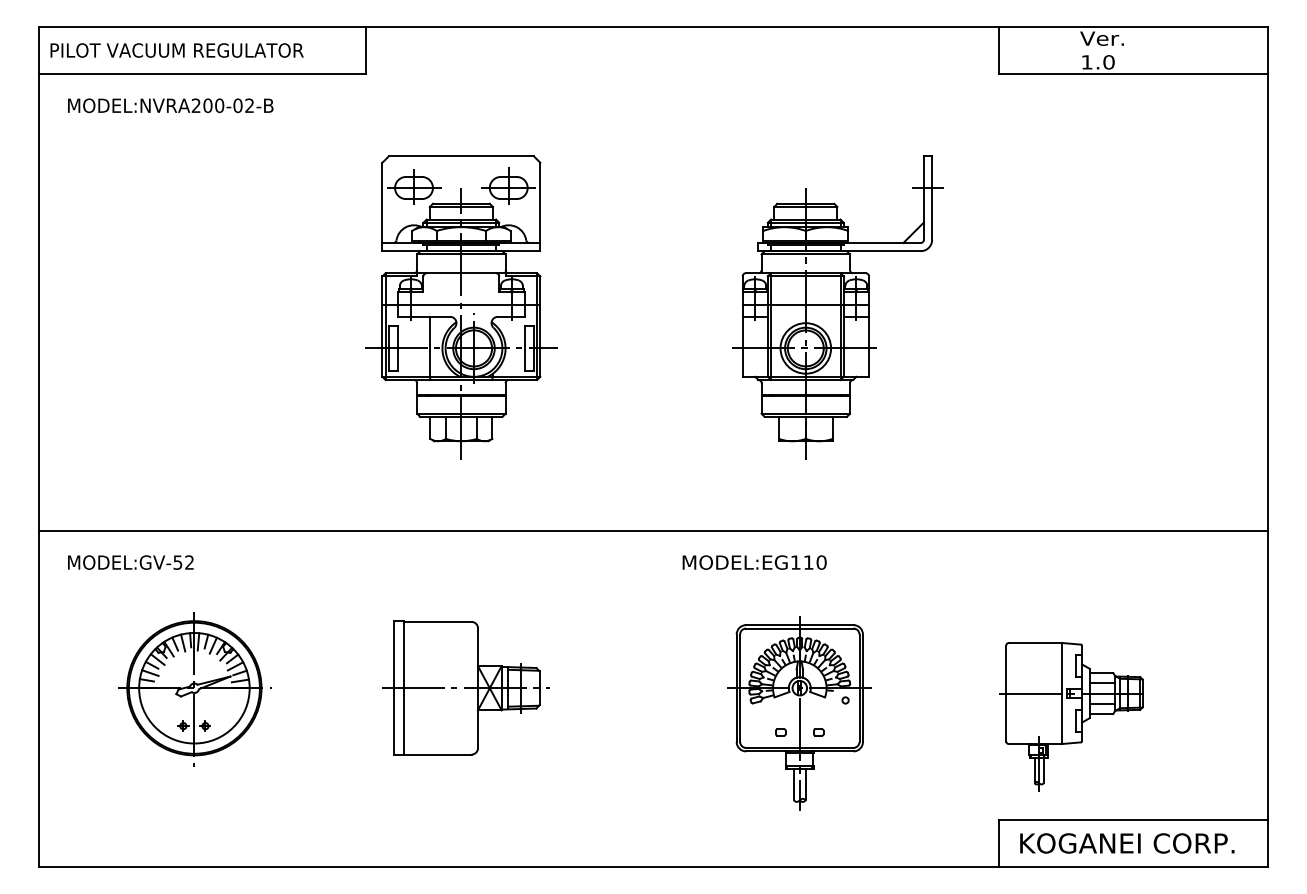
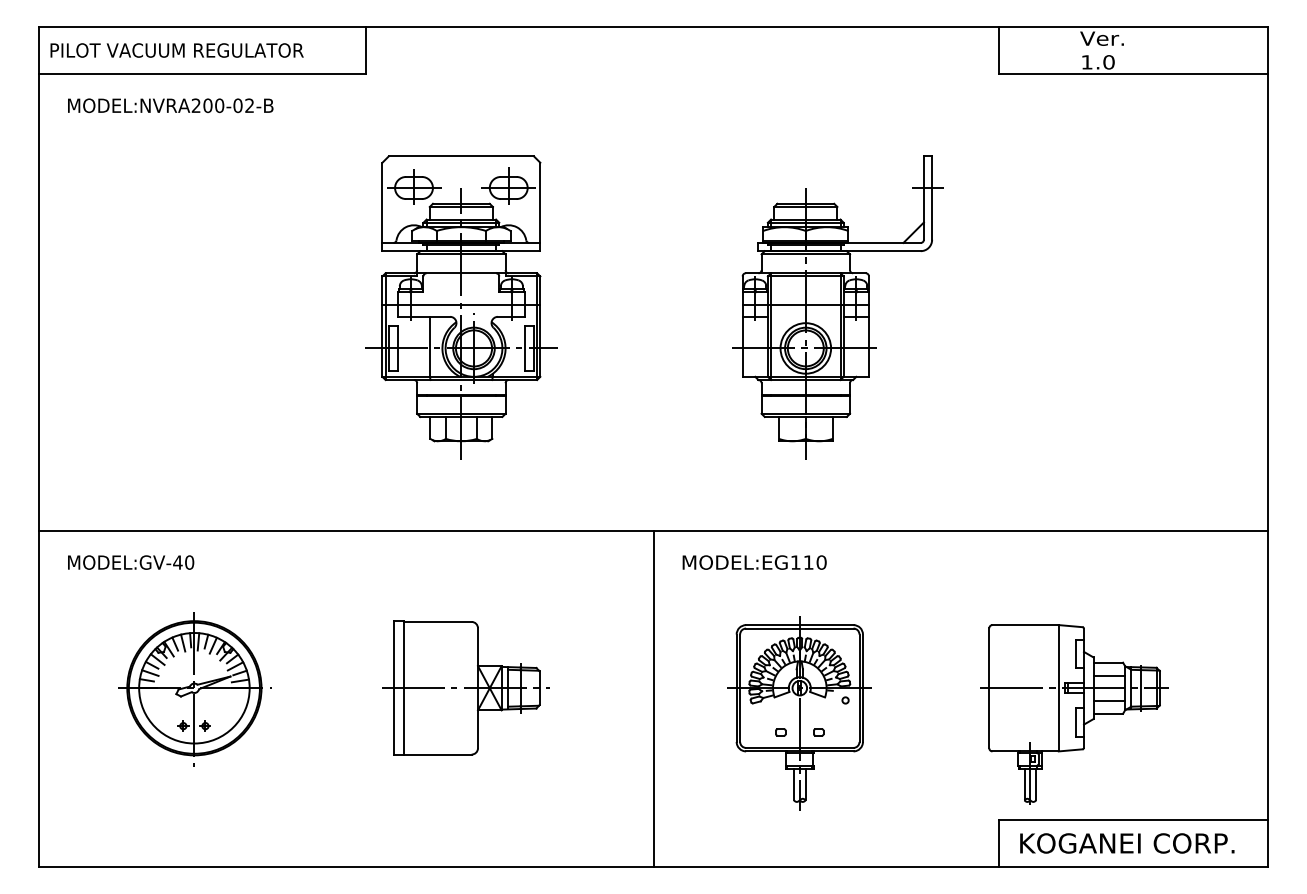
text: MODEL:GV-52 -> MODEL:GV-40 (183, 562)
line: none -> present (653, 699)
part size: 145x150 px -> 189x181 px (1074, 714)
